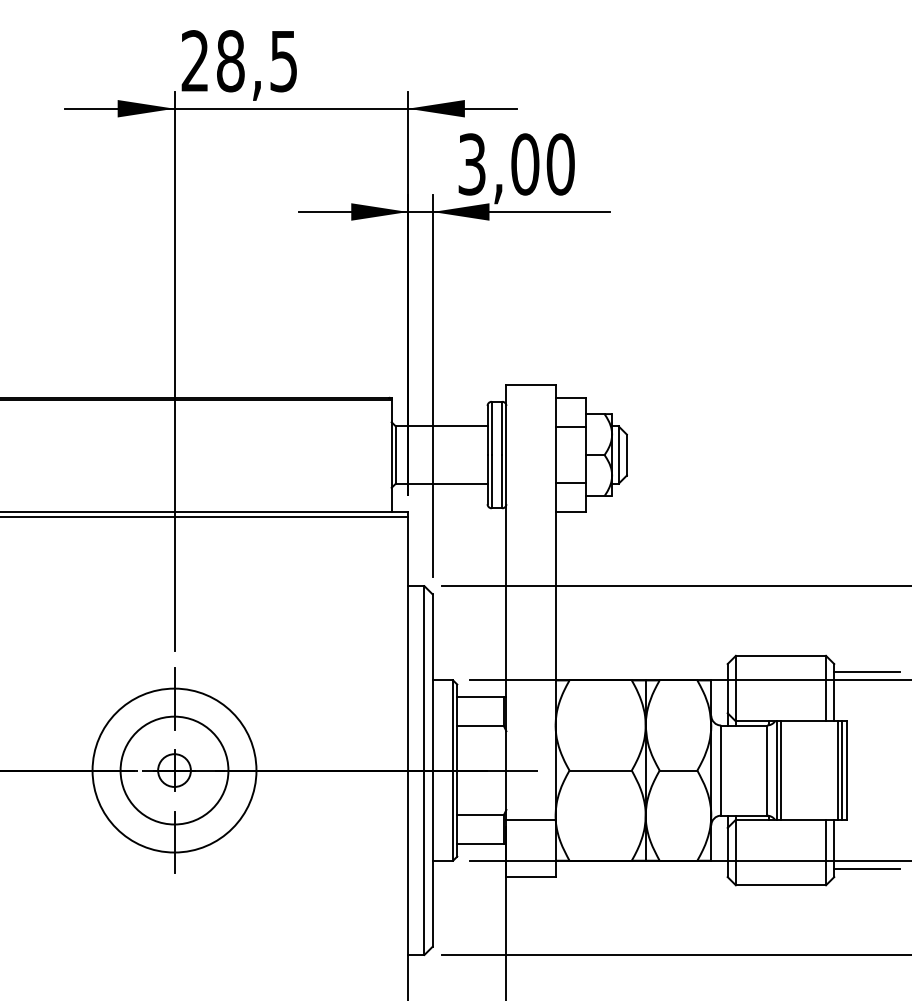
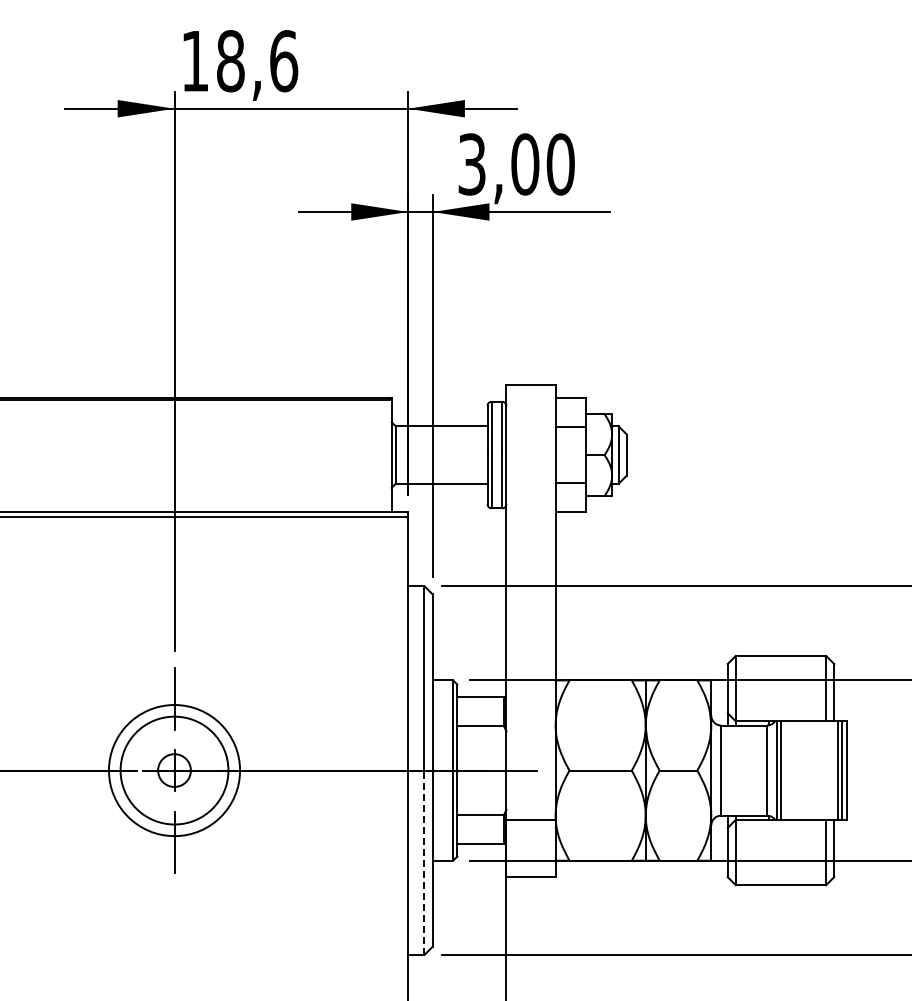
text: 28,5 -> 18,6 (239, 61)
line: present -> none (866, 672)
circle diameter: 164 px -> 131 px (174, 770)
line: solid -> dashed (424, 862)
line: present -> none (866, 868)
